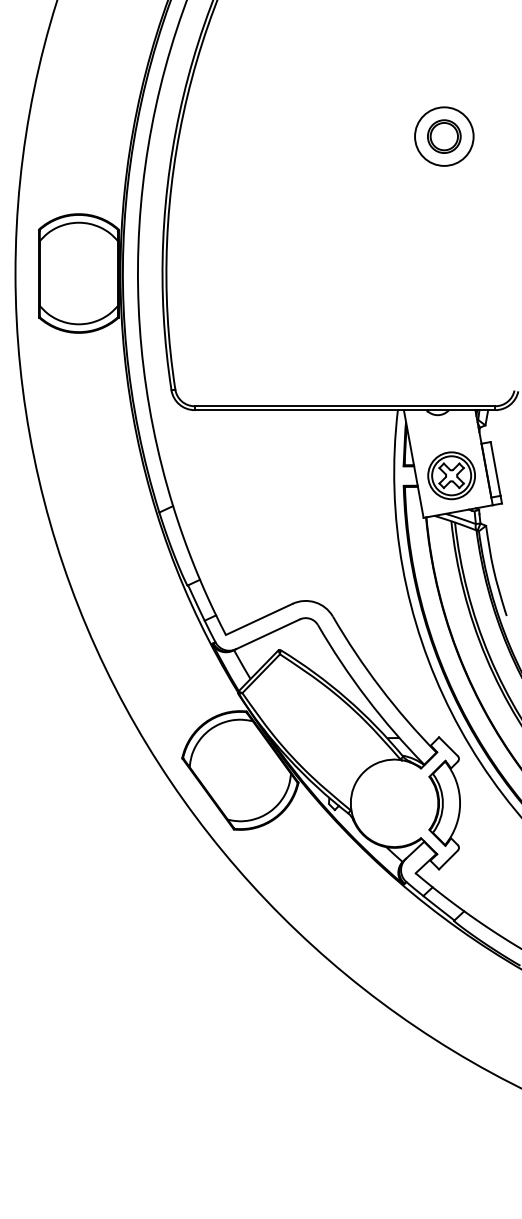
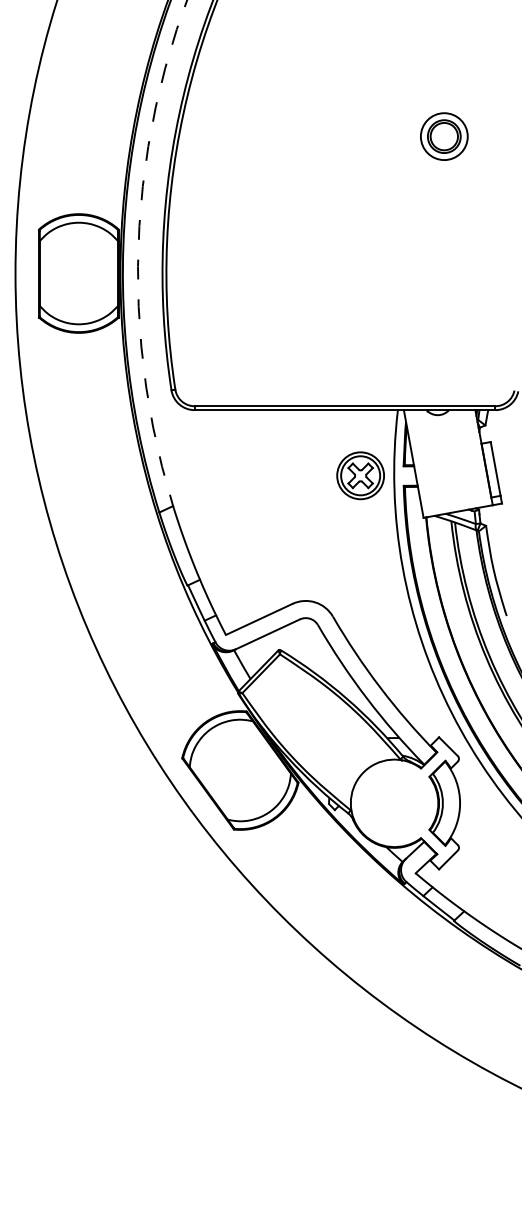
circle diameter: 59 px -> 47 px (443, 136)
arc: solid -> dashed (138, 251)
part position: (451, 475) -> (360, 475) (360, 475)
